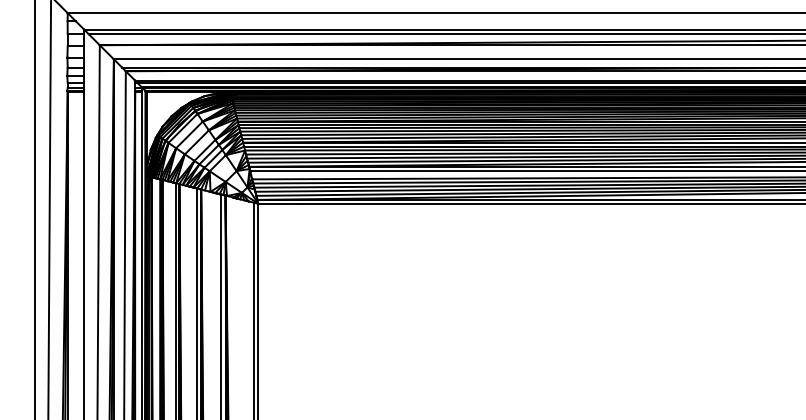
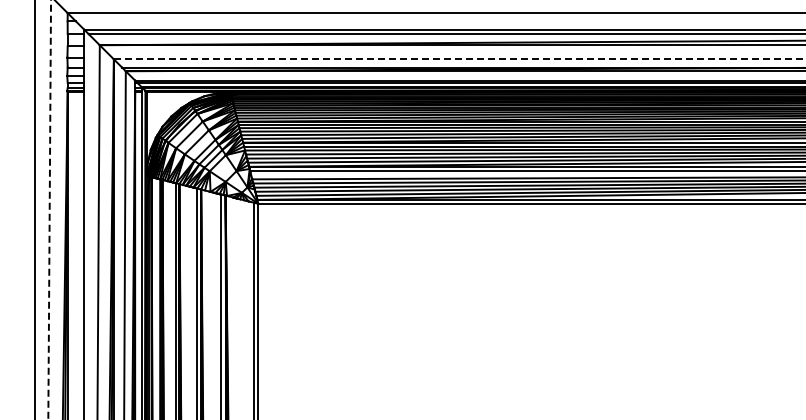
line: solid -> dashed (459, 59)
line: solid -> dashed (49, 209)
